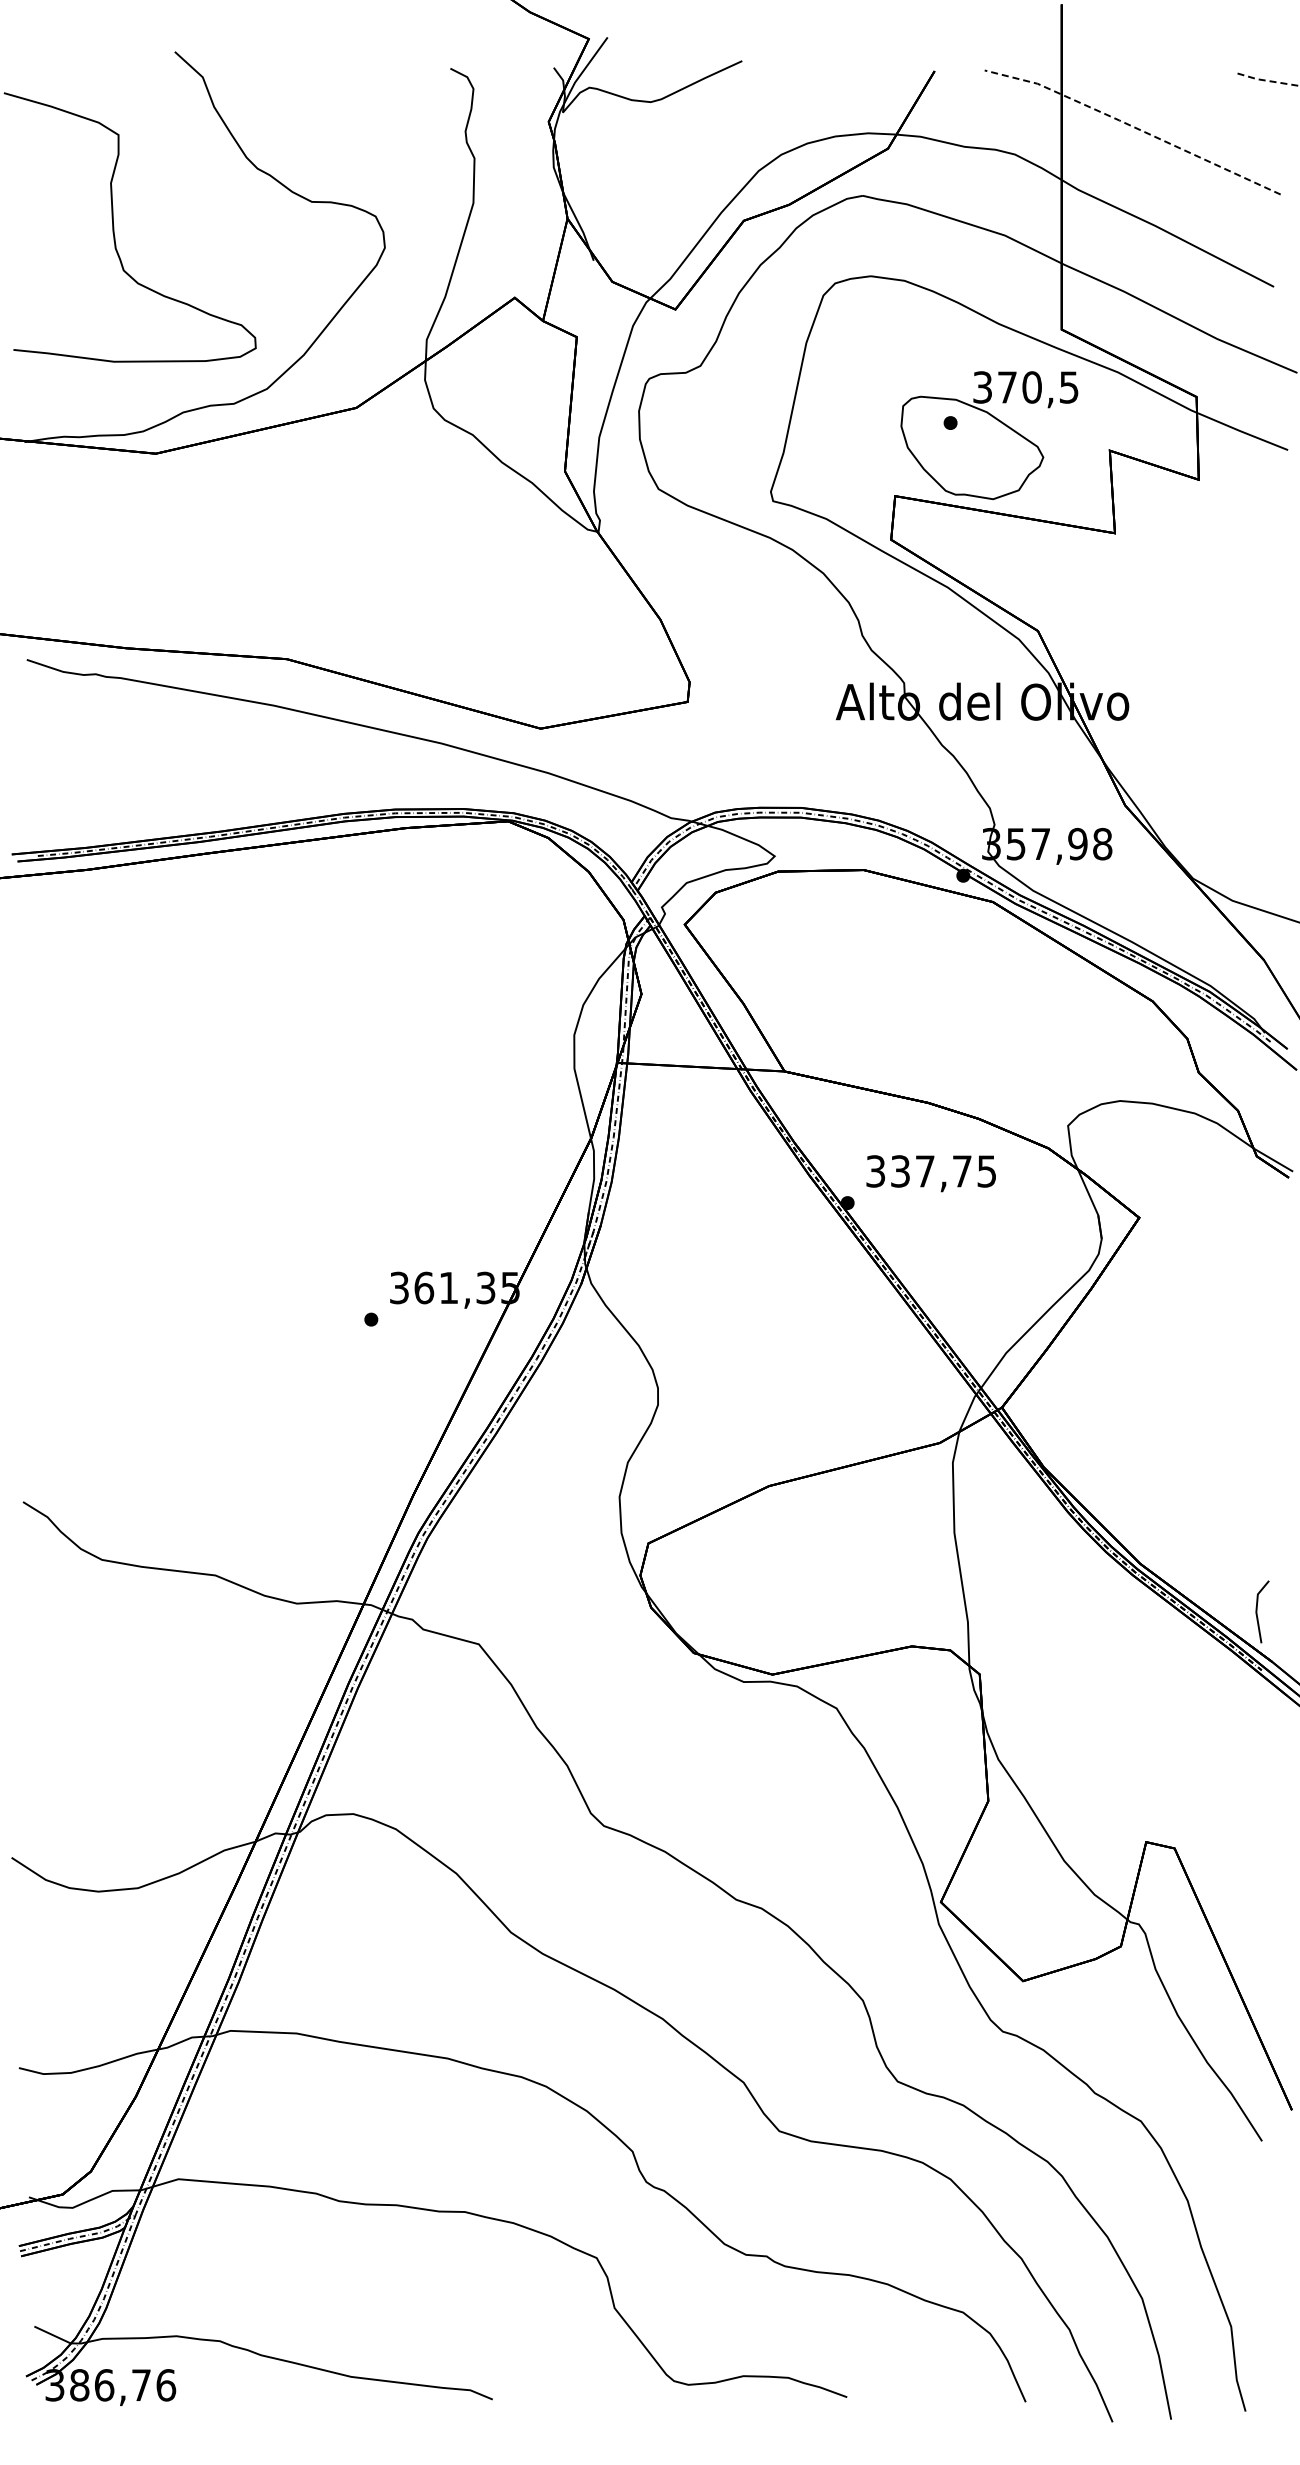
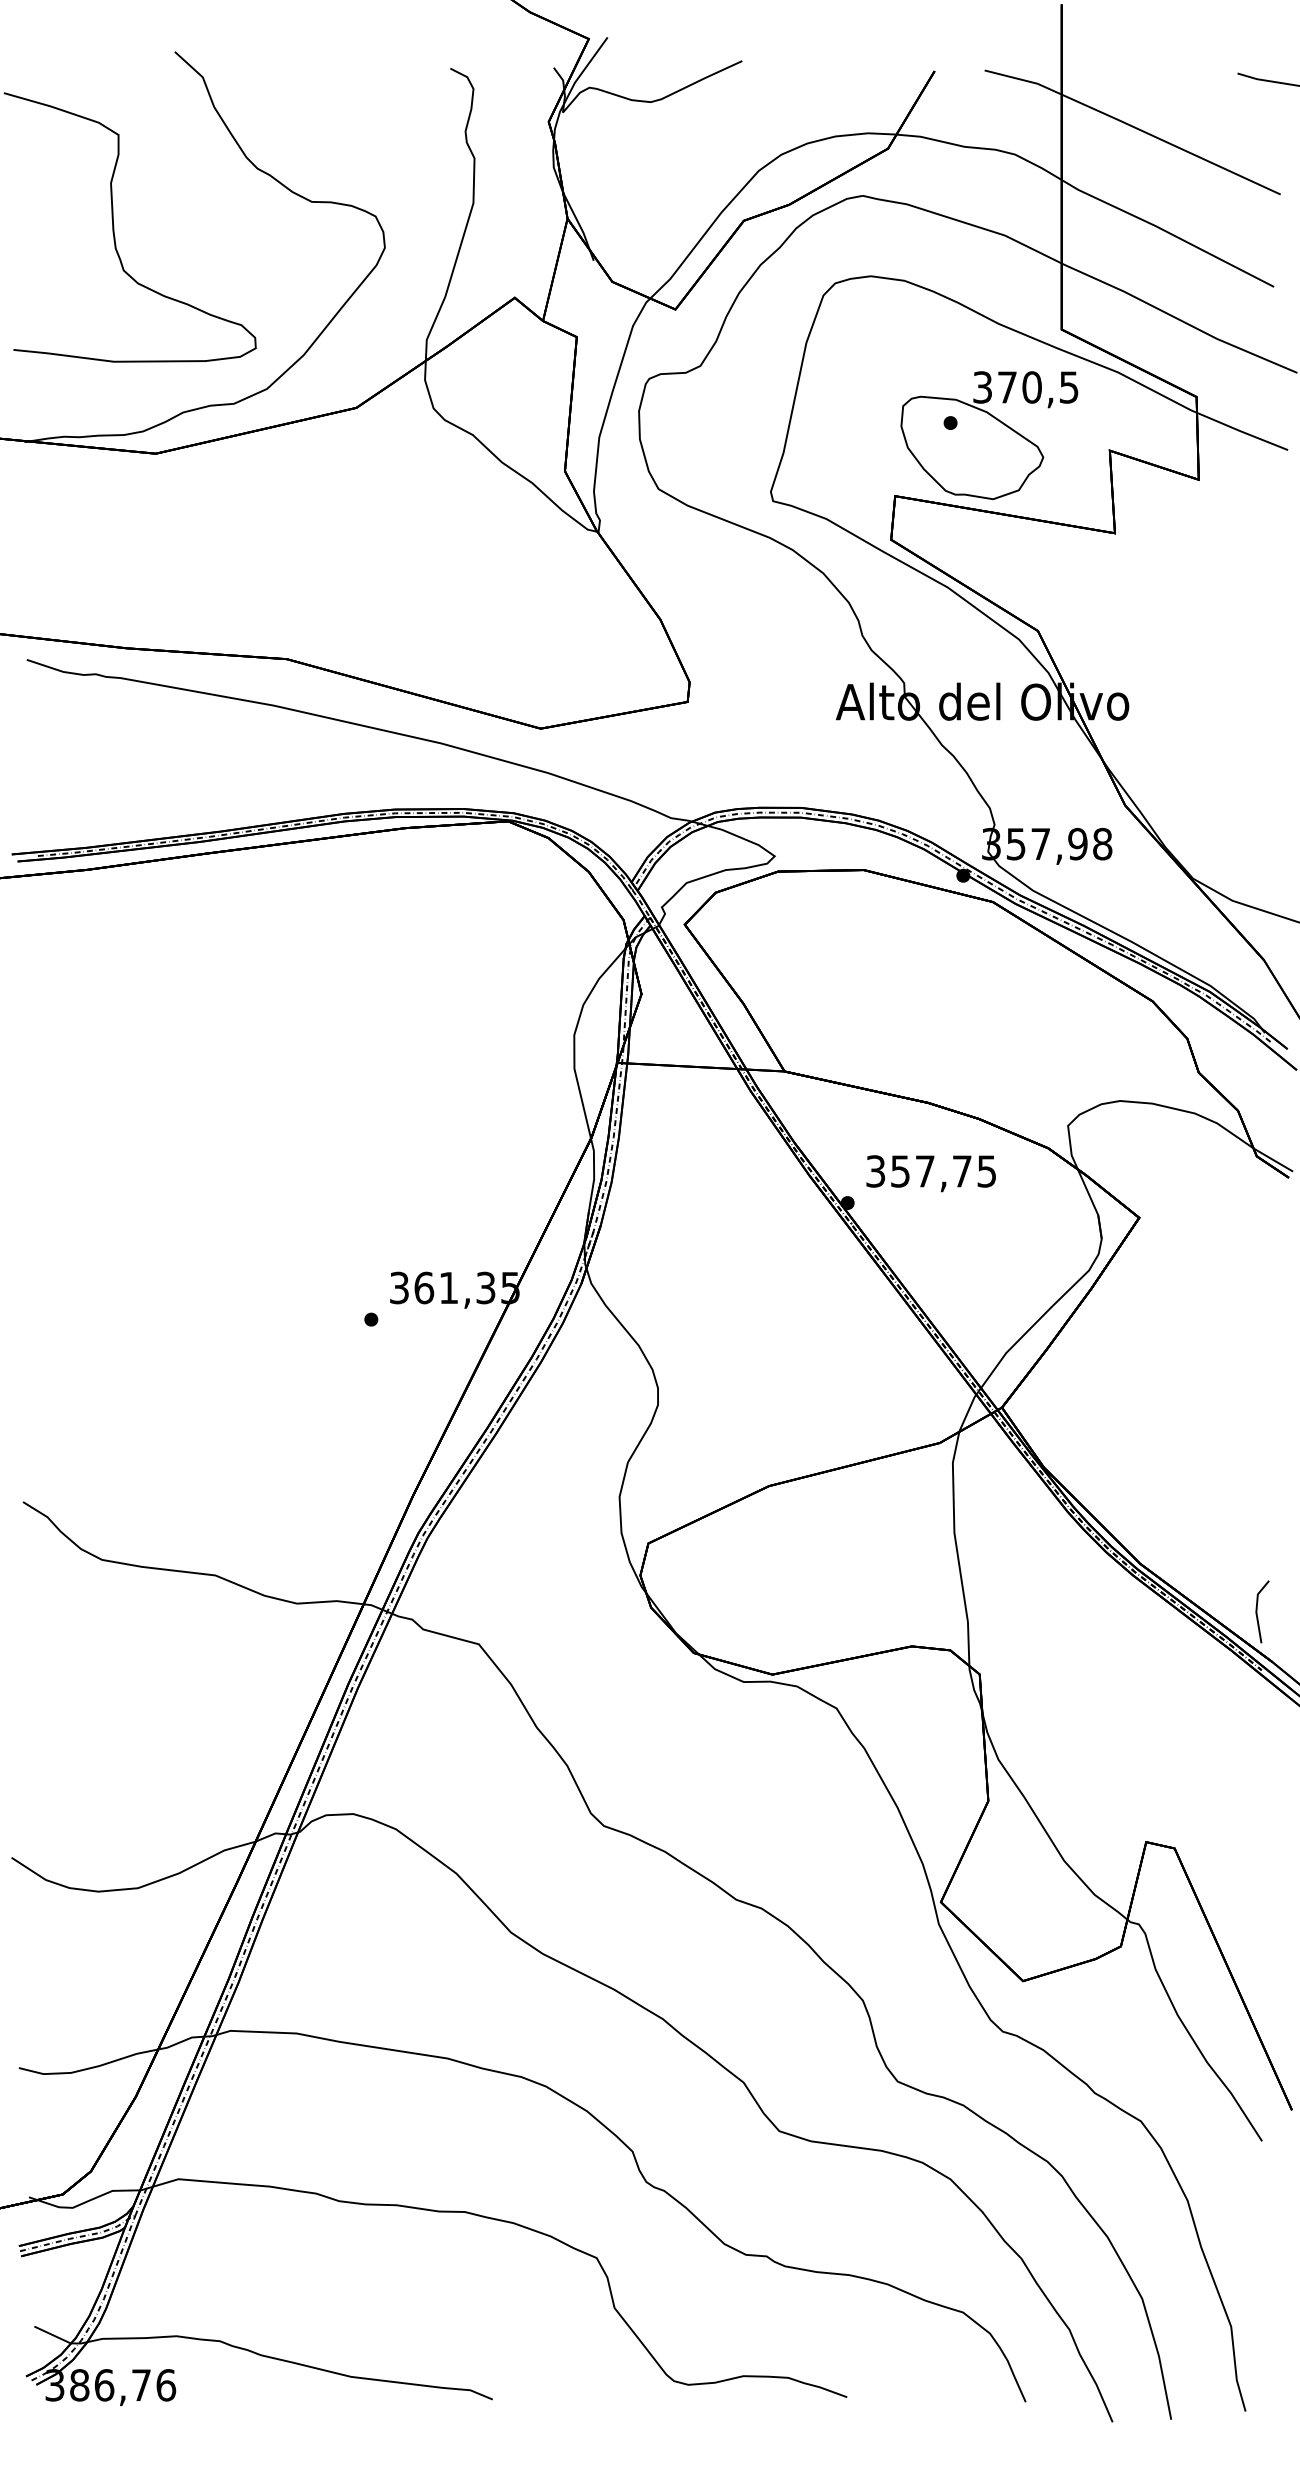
line: dashed -> solid (1267, 80)
line: dashed -> solid (1132, 126)
text: 337,75 -> 357,75 (900, 1171)
